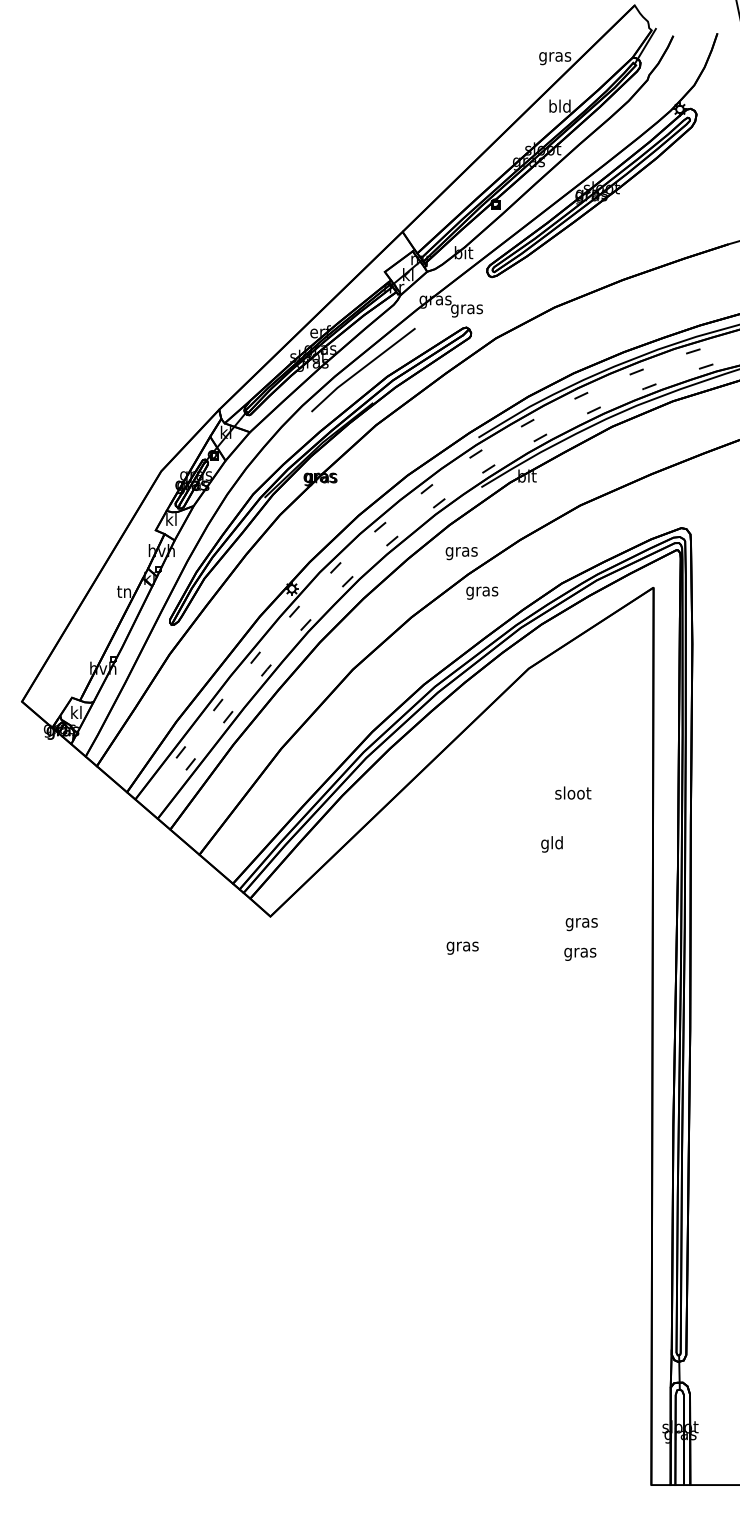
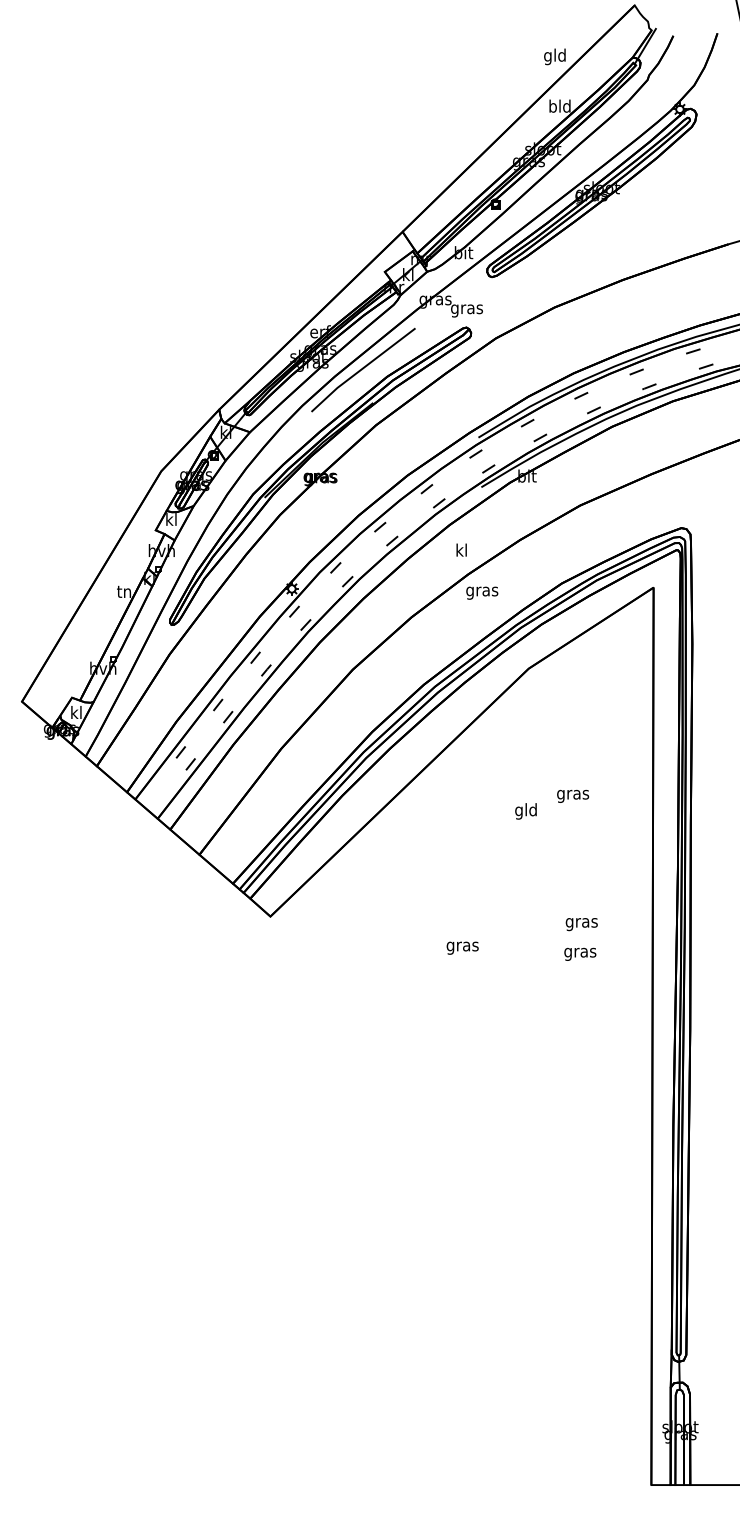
text: gras -> gld (555, 56)
text: gras -> kl (461, 551)
text: sloot -> gras (573, 794)
text position: (551, 844) -> (525, 811) (525, 811)
